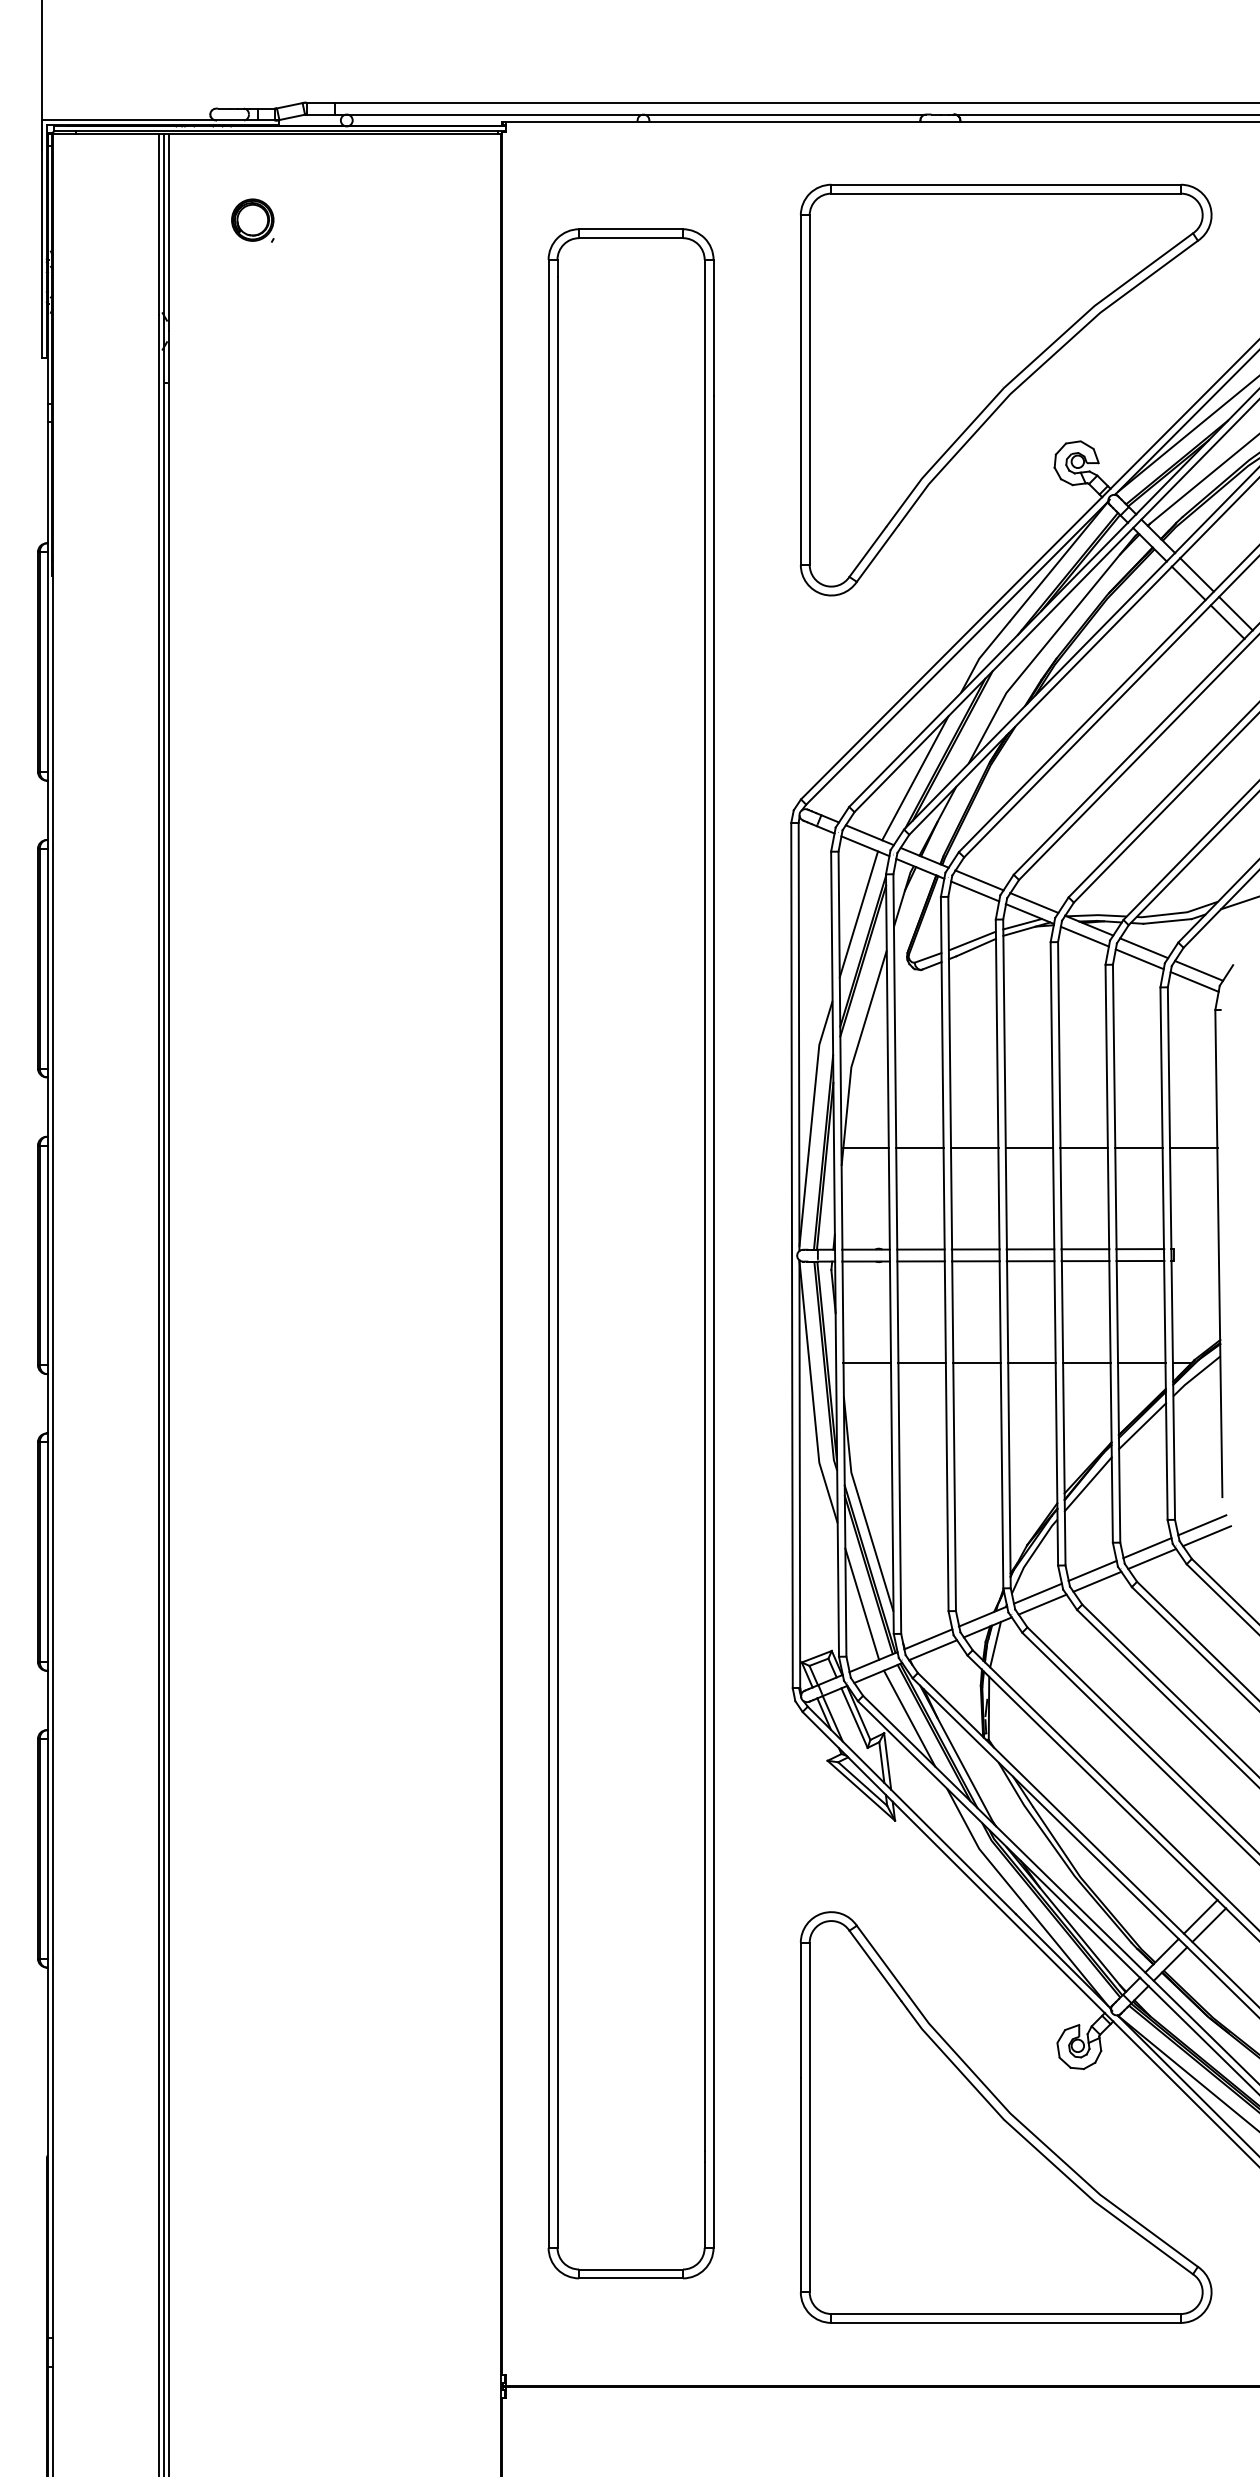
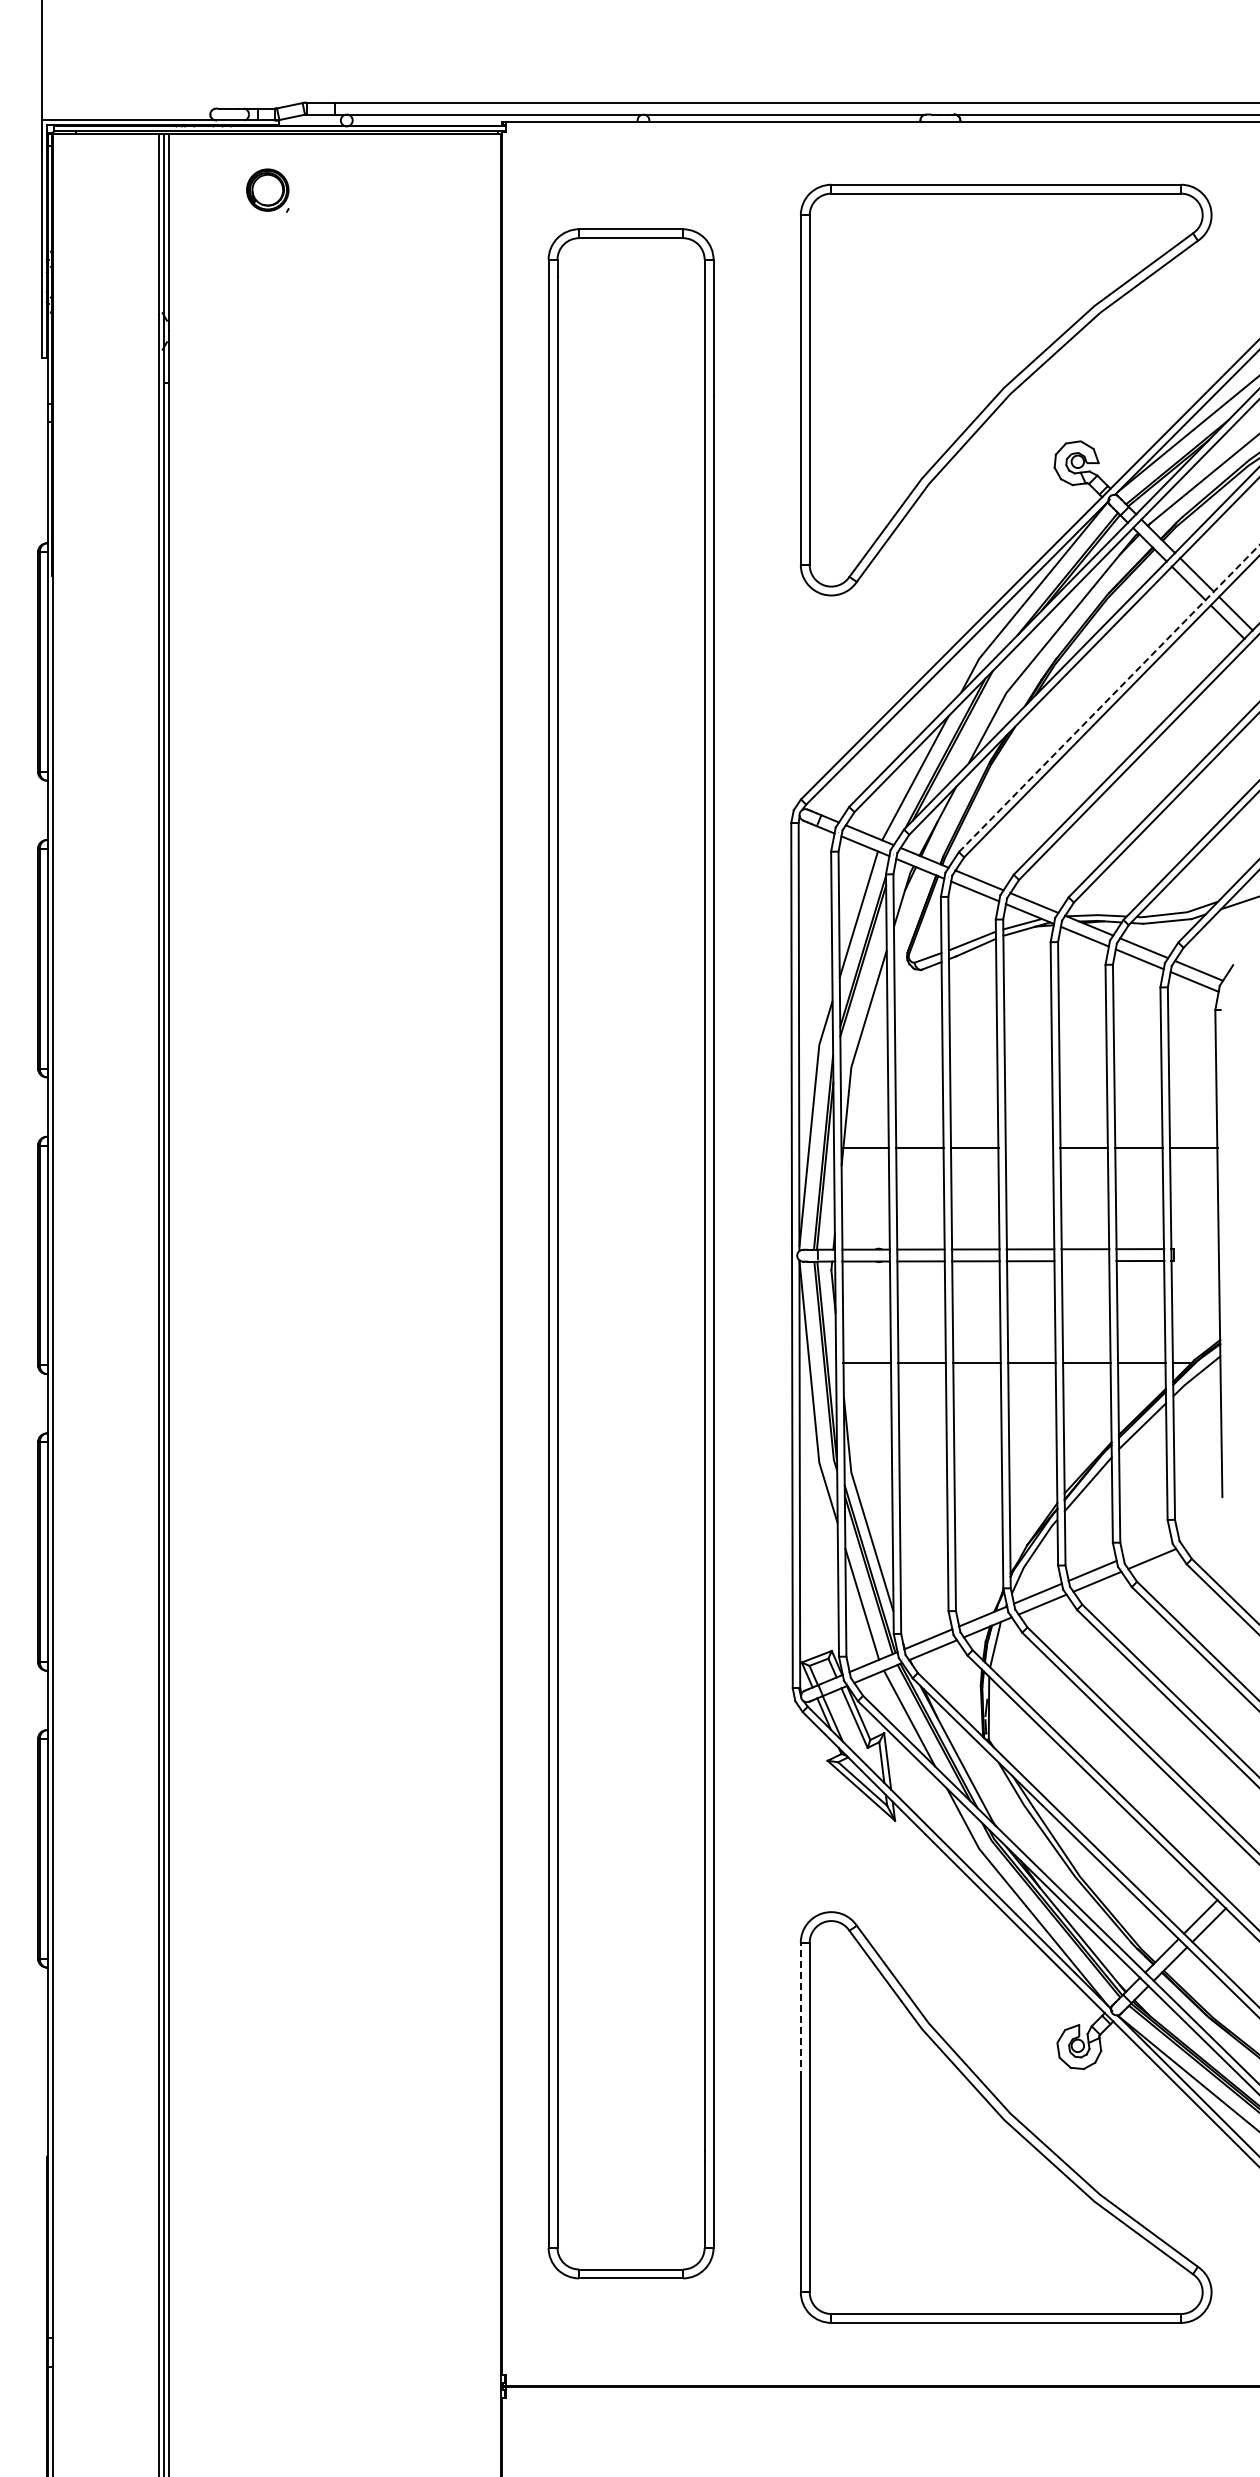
part position: (252, 220) -> (267, 190) (267, 190)
line: solid -> dashed (1109, 698)
line: present -> none (1029, 1148)
line: present -> none (1085, 1261)
line: present -> none (1202, 1525)
line: present -> none (1207, 1536)
line: present -> none (1147, 1548)
line: solid -> dashed (800, 2010)
